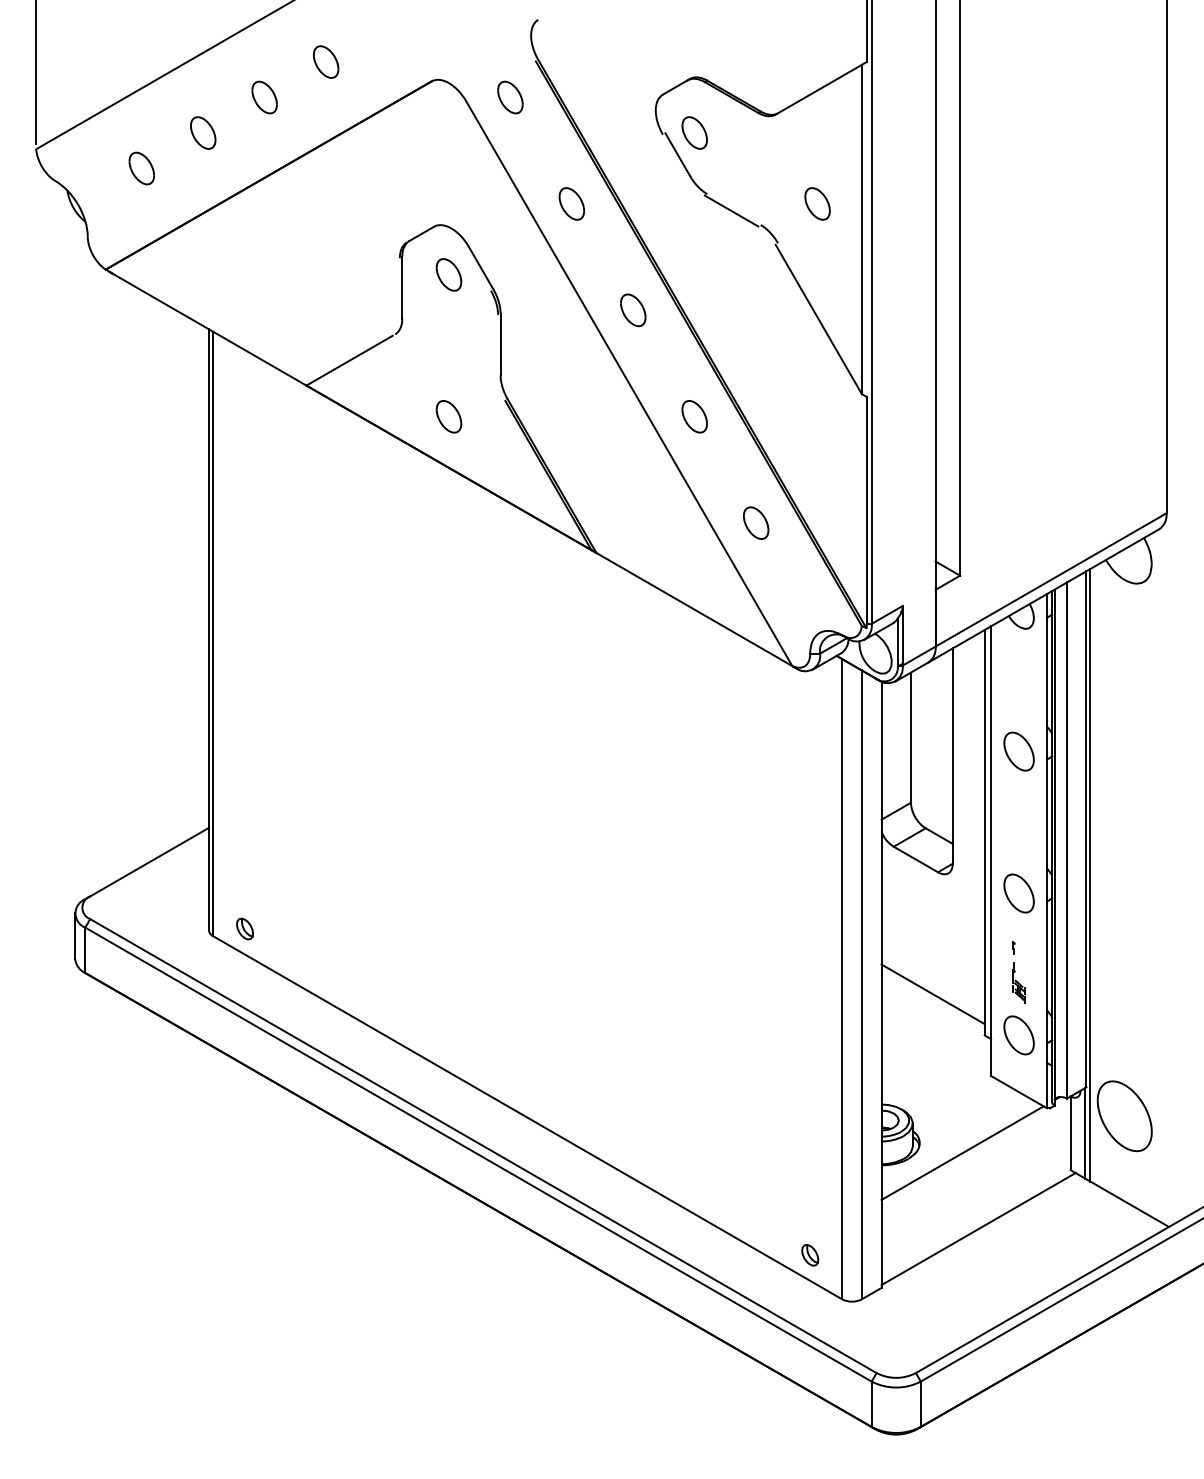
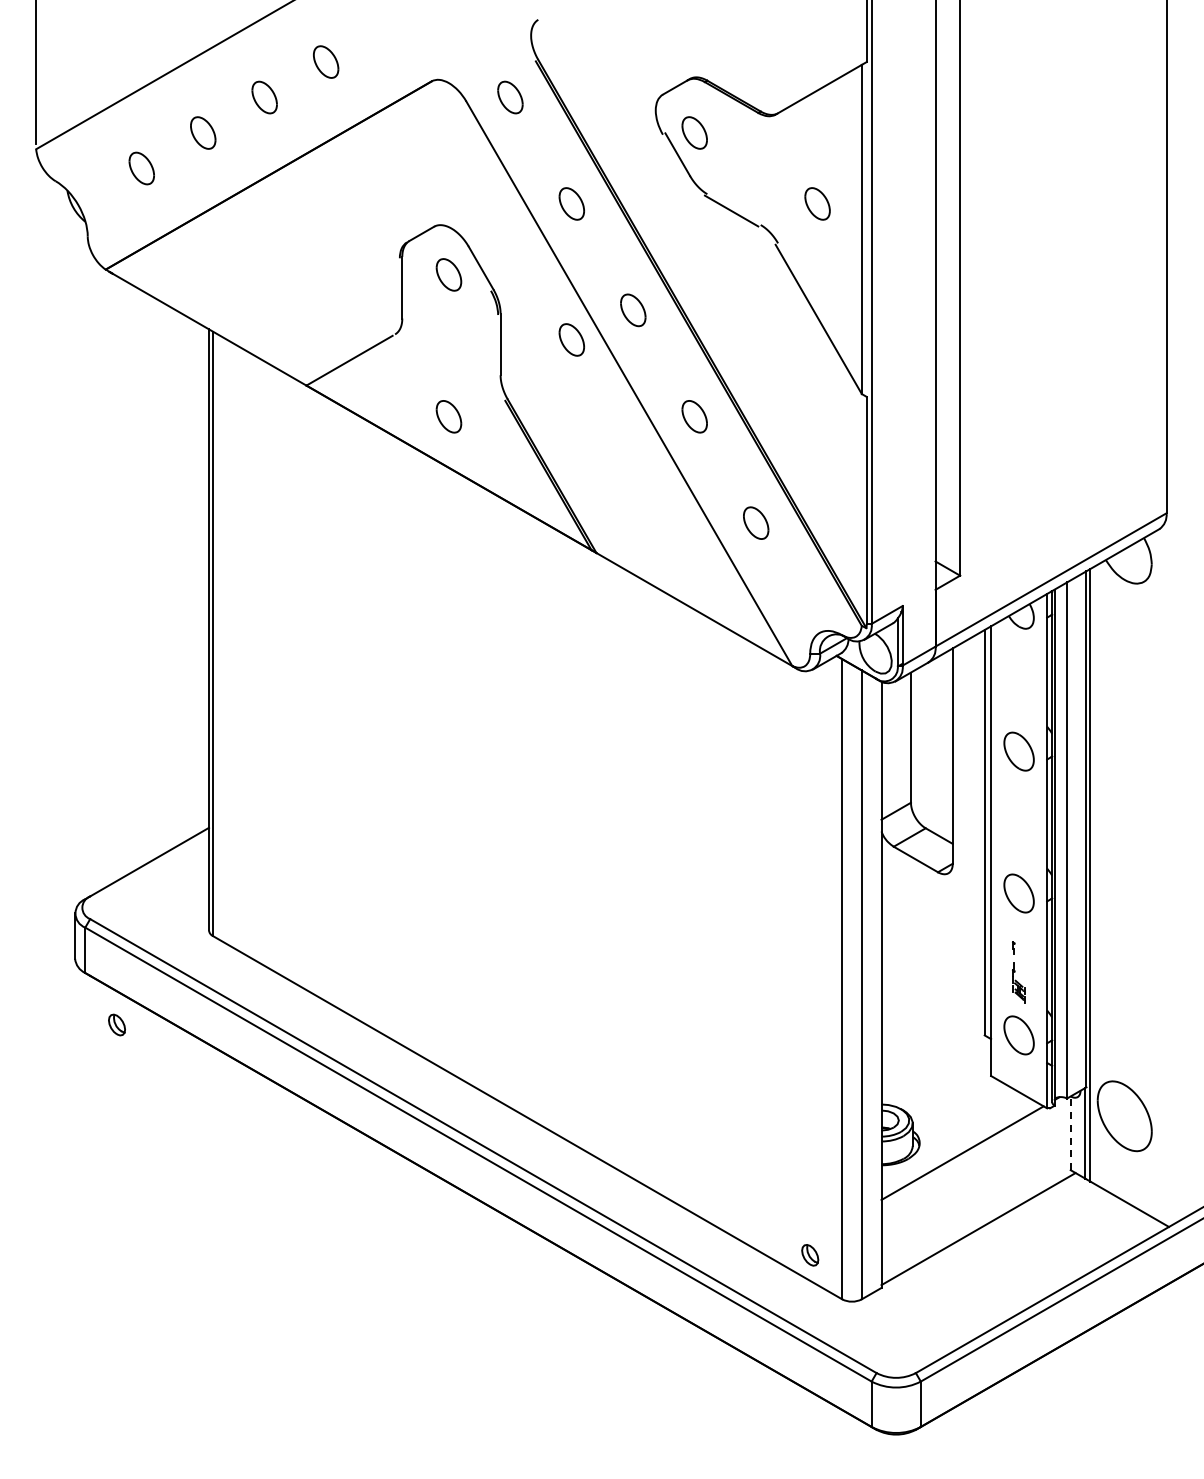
part: none -> present (571, 339)
part position: (244, 928) -> (116, 1024) (116, 1024)
line: present -> none (932, 994)
line: solid -> dashed (1070, 1133)
